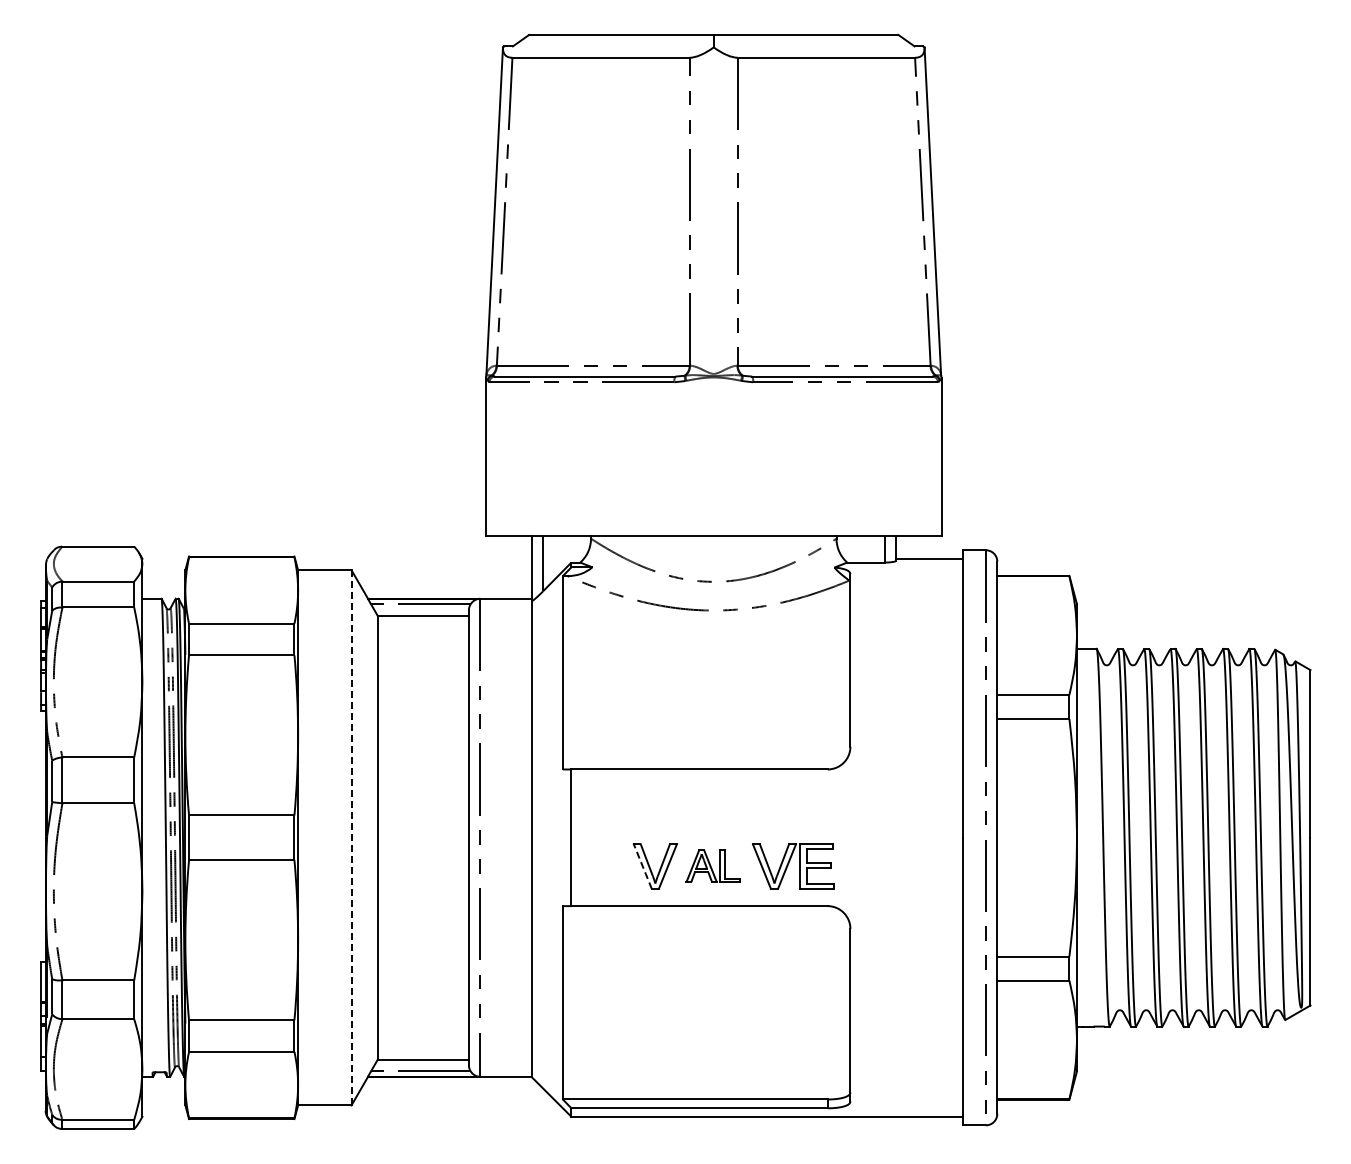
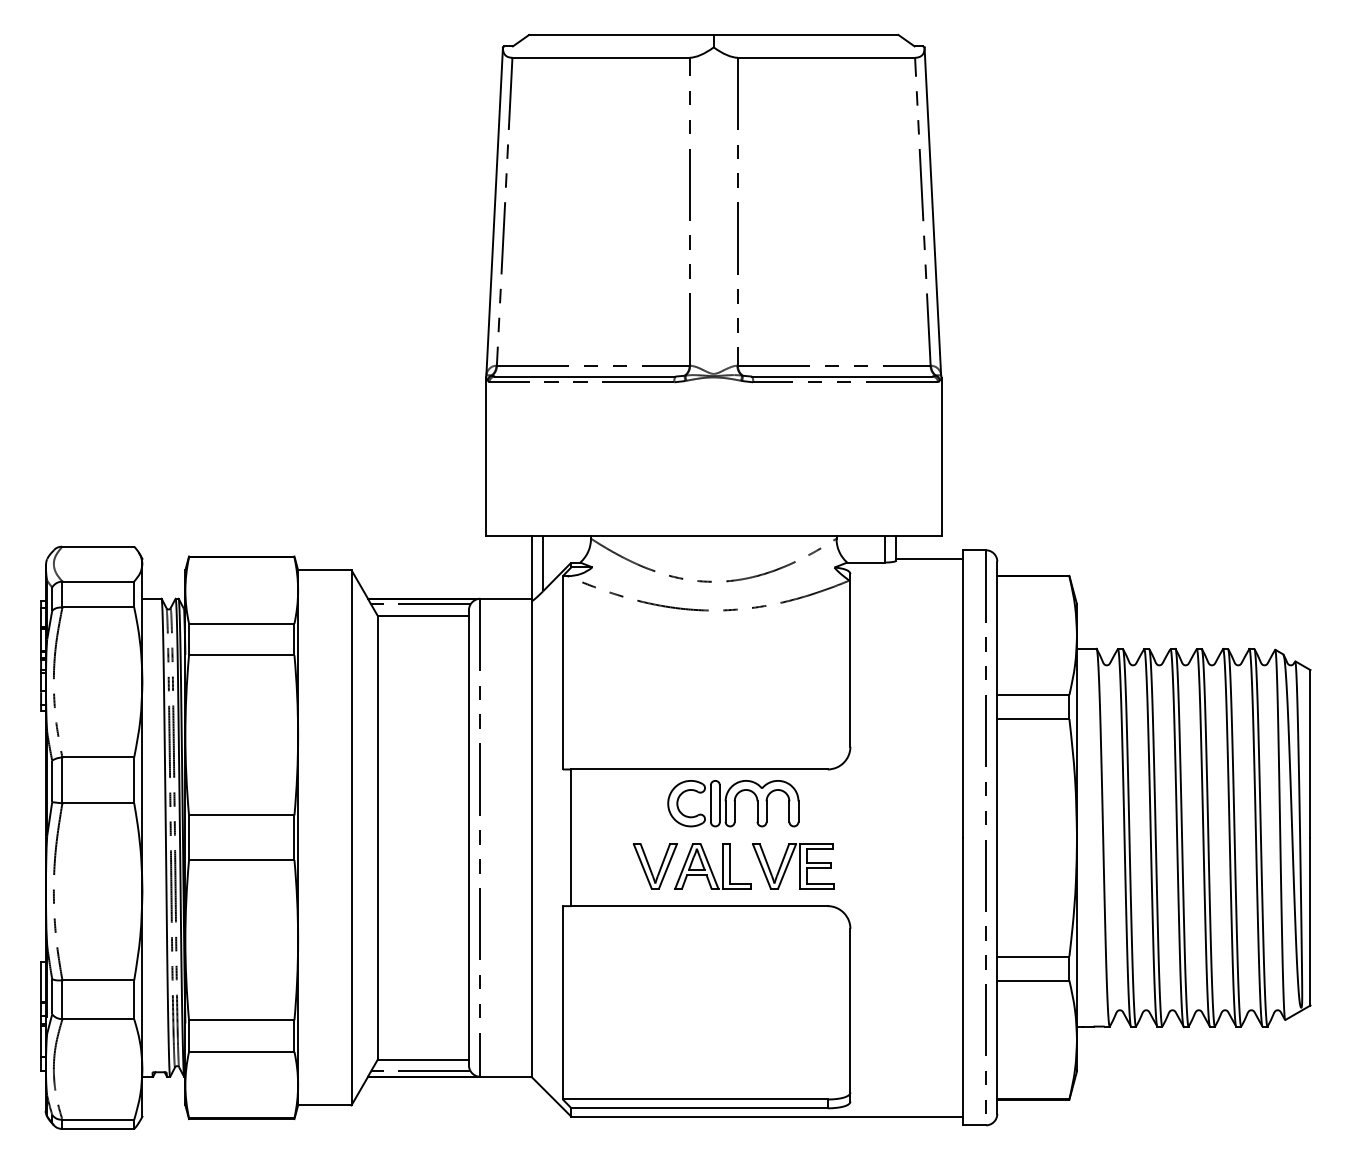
part: none -> present (733, 803)
line: dashed -> solid (351, 837)
line: dashed -> solid (642, 865)
part size: 56x34 px -> 78x47 px (712, 866)
